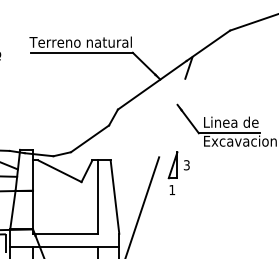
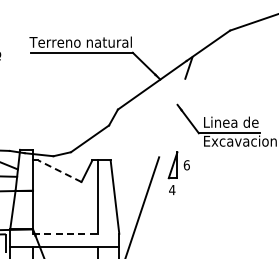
text: 3 -> 6 (186, 165)
line: solid -> dashed (59, 171)
text: 1 -> 4 (172, 190)
line: solid -> dashed (65, 233)
